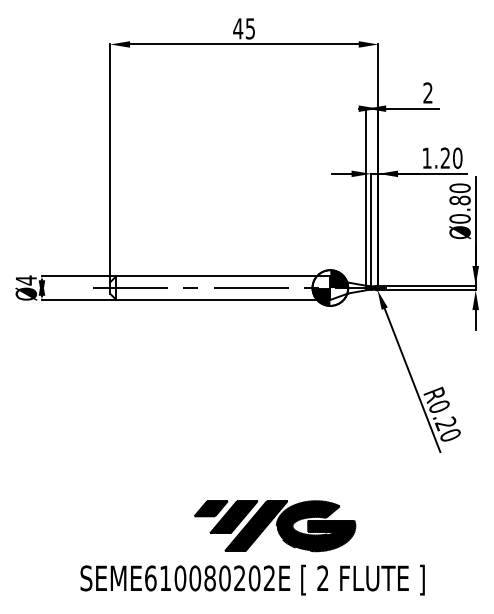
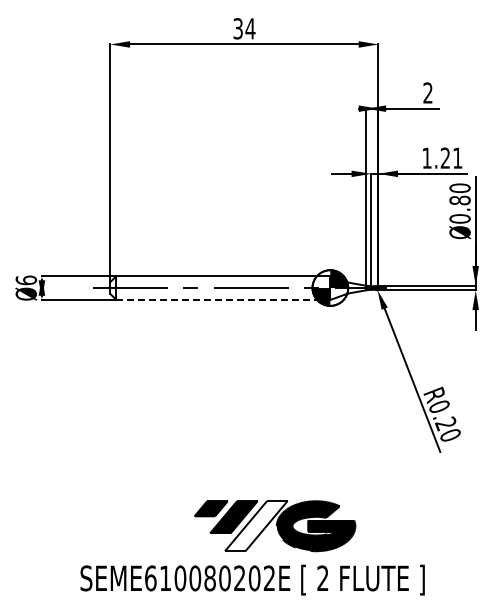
text: 45 -> 34 (244, 28)
text: 1.20 -> 1.21 (457, 157)
text: Ø4 -> Ø6 (26, 280)
line: solid -> dashed (223, 299)
fill: present -> none (256, 526)
